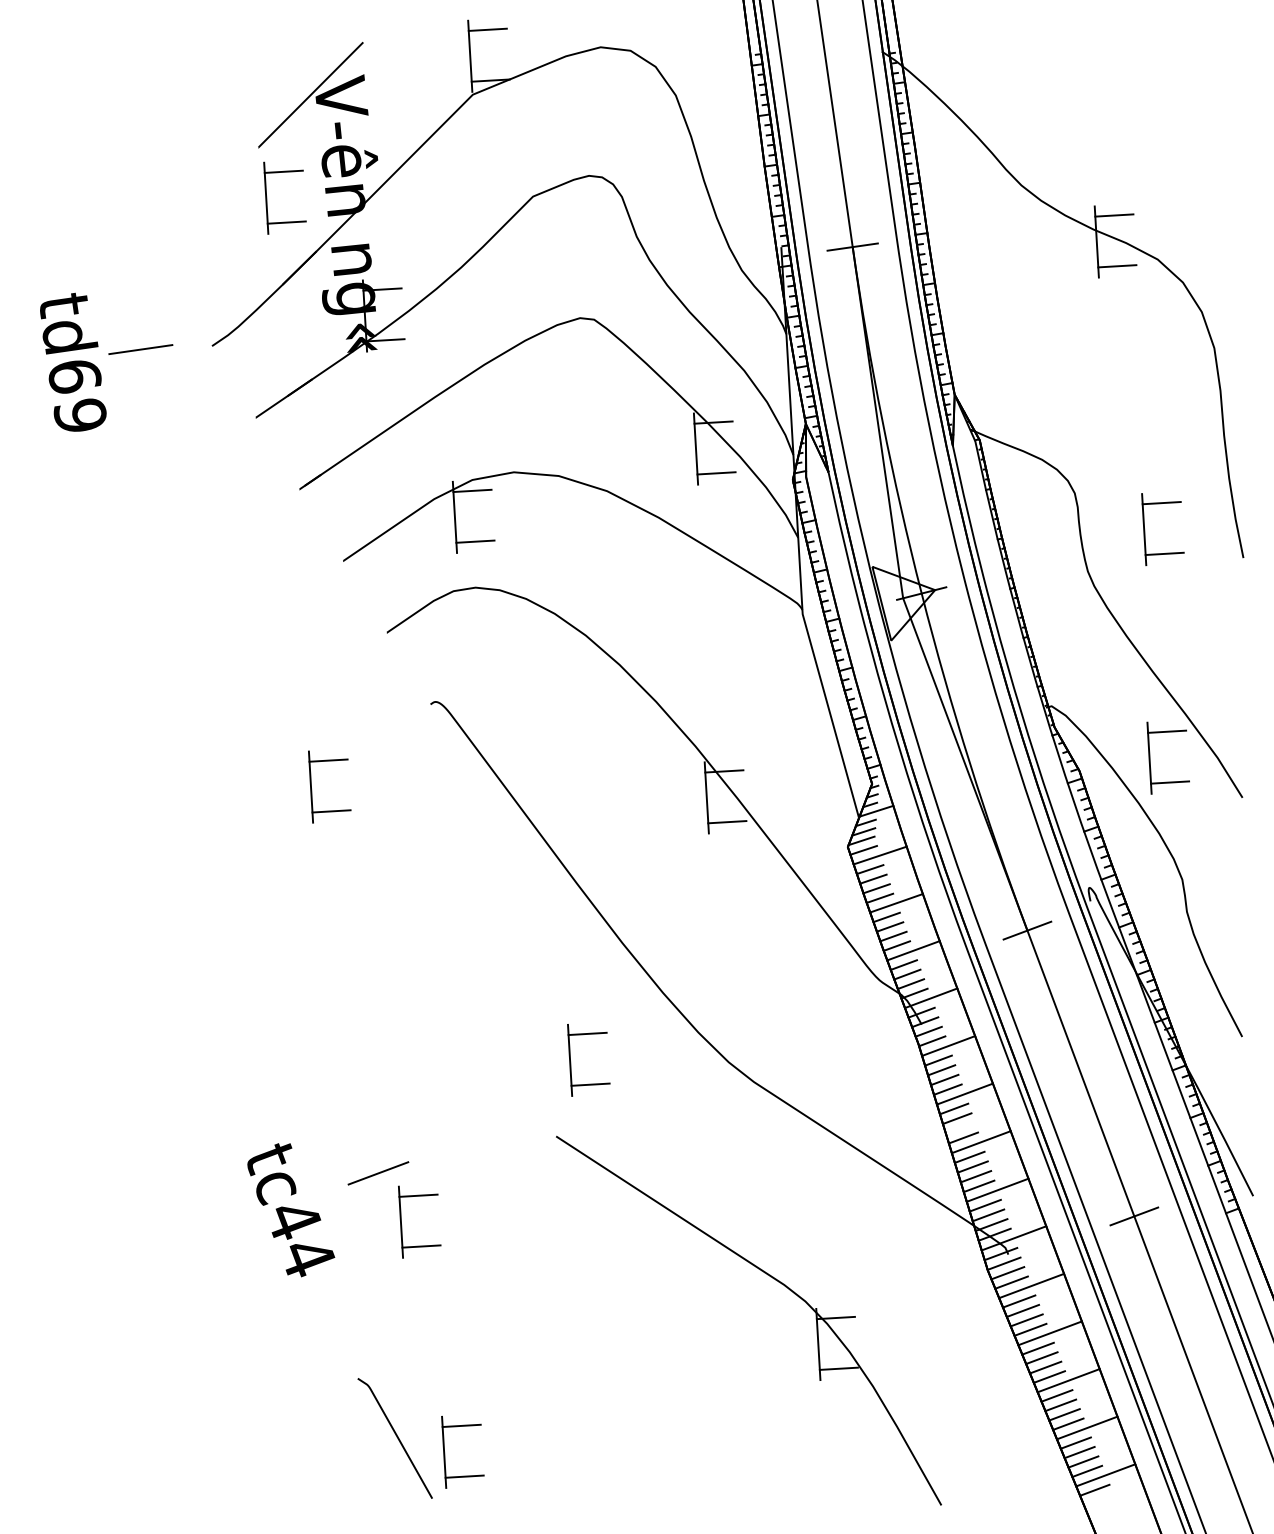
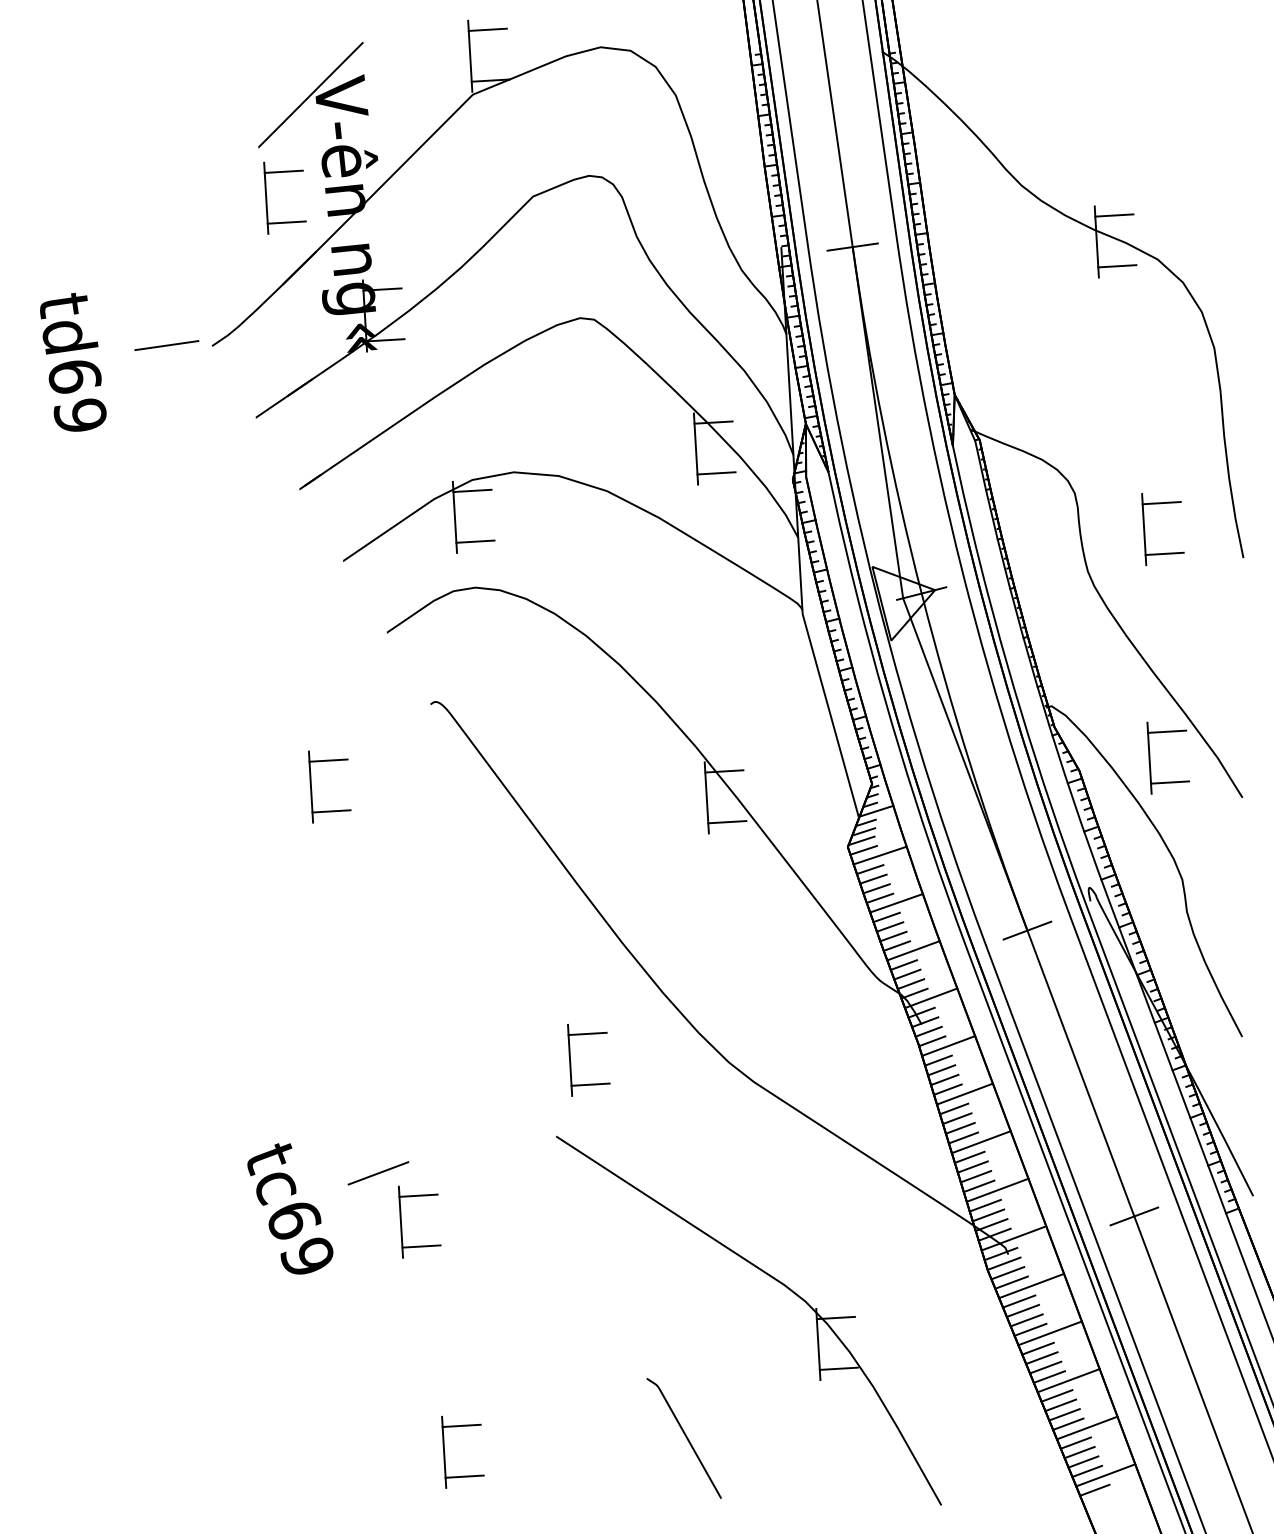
line position: (140, 349) -> (166, 345) (166, 345)
line: none -> present (959, 1127)
text: tc44 -> tc69 (301, 1239)
curve position: (396, 1437) -> (685, 1437) (685, 1437)
